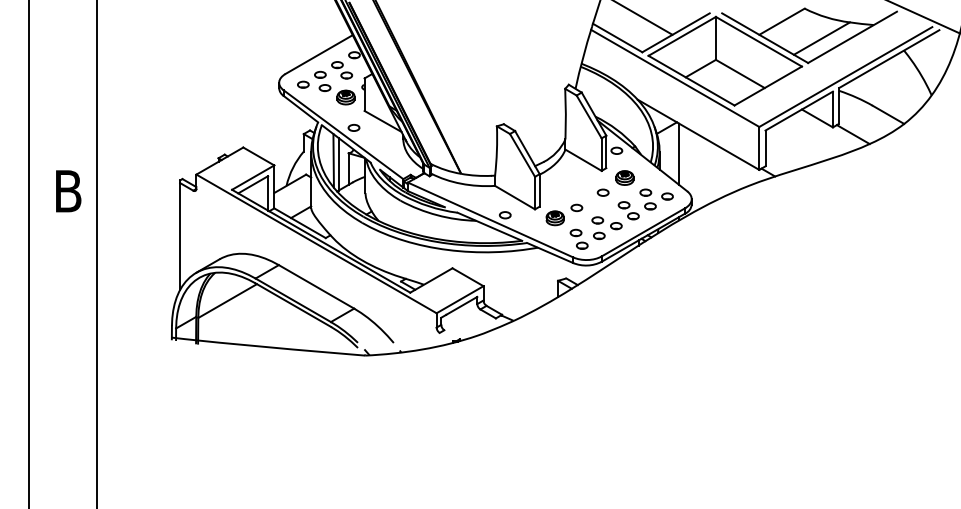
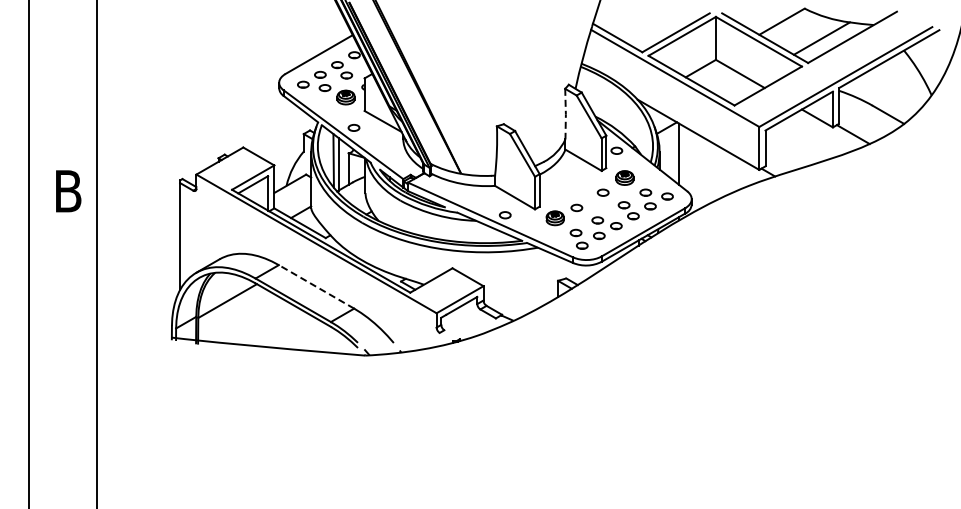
line: present -> none (923, 17)
line: present -> none (644, 18)
line: solid -> dashed (565, 114)
line: solid -> dashed (316, 286)
